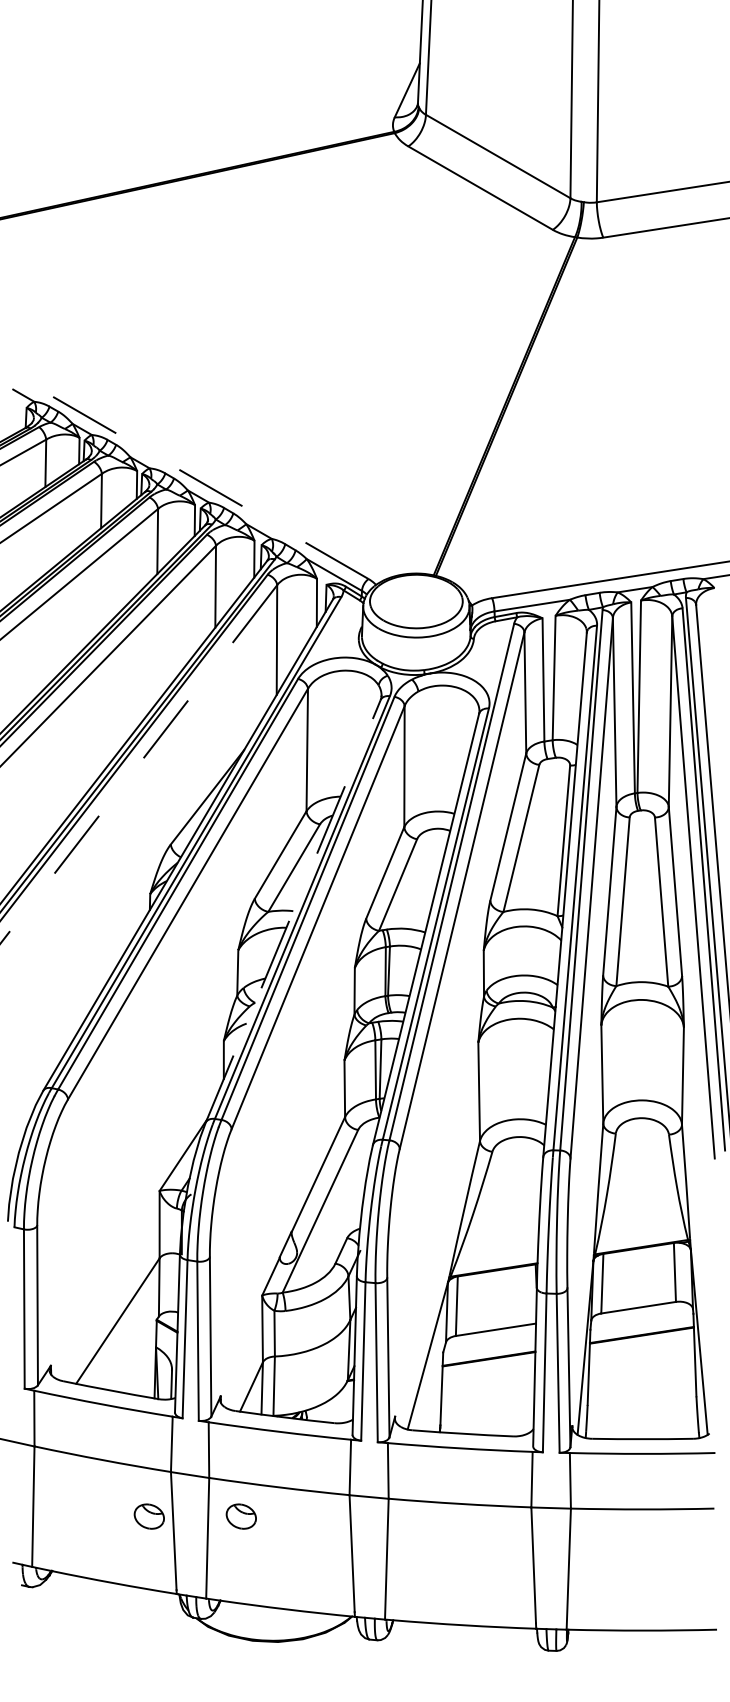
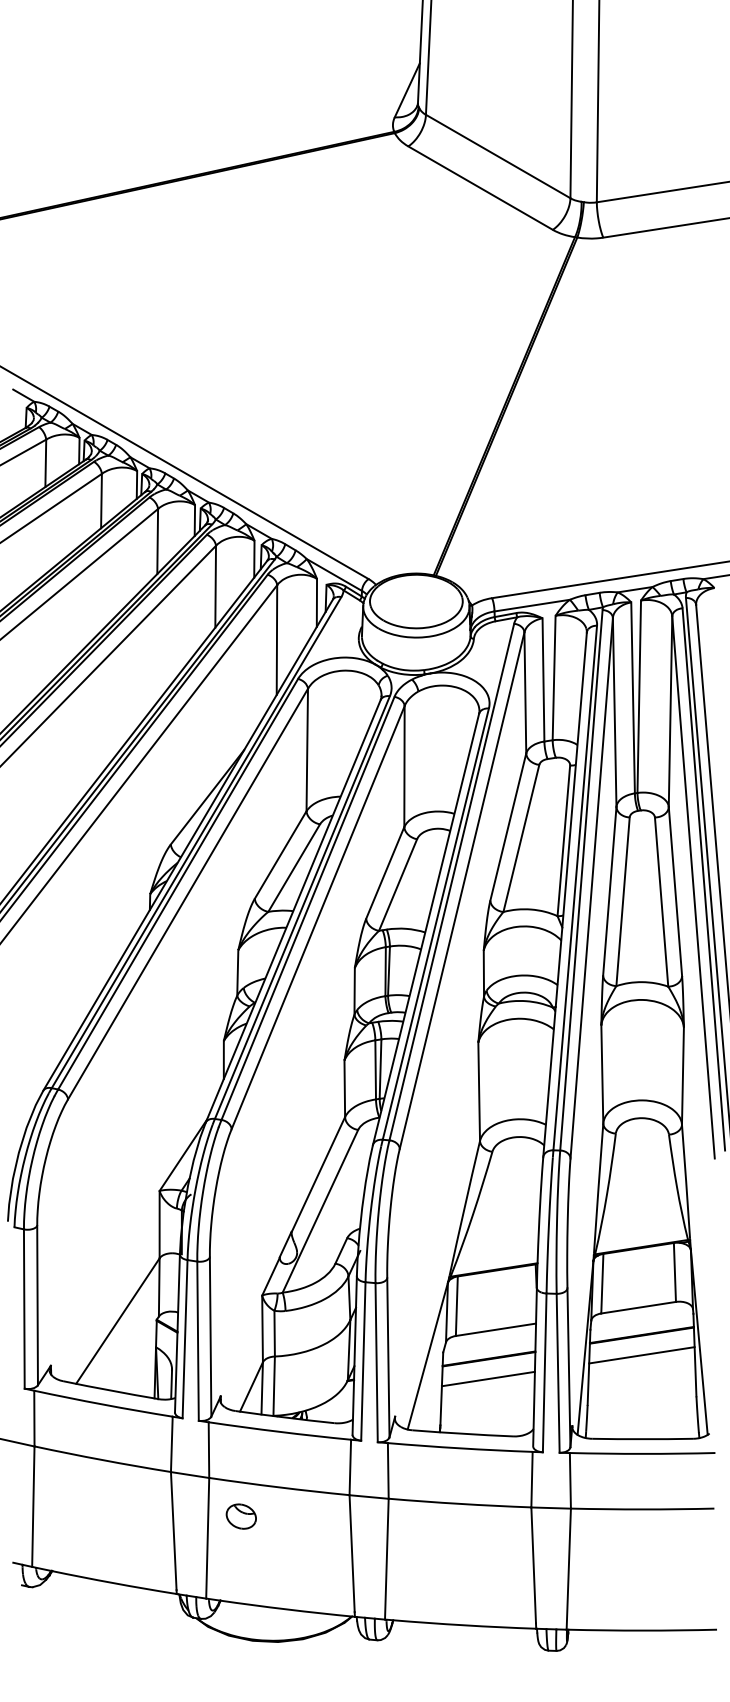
line: dashed -> solid (184, 472)
line: dashed -> solid (138, 764)
line: dashed -> solid (293, 911)
line: none -> present (641, 1355)
line: none -> present (487, 1378)
part: present -> none (148, 1516)
